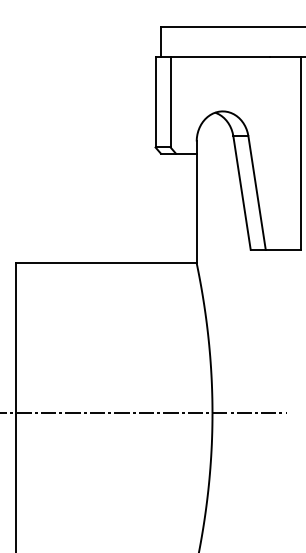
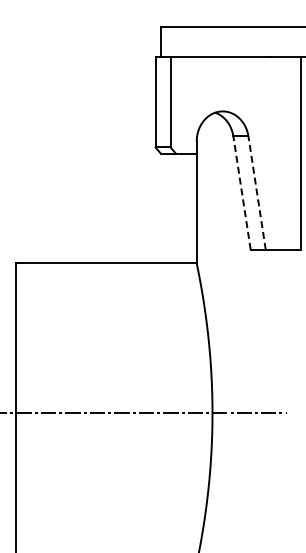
line: solid -> dashed (241, 192)
line: solid -> dashed (257, 192)
